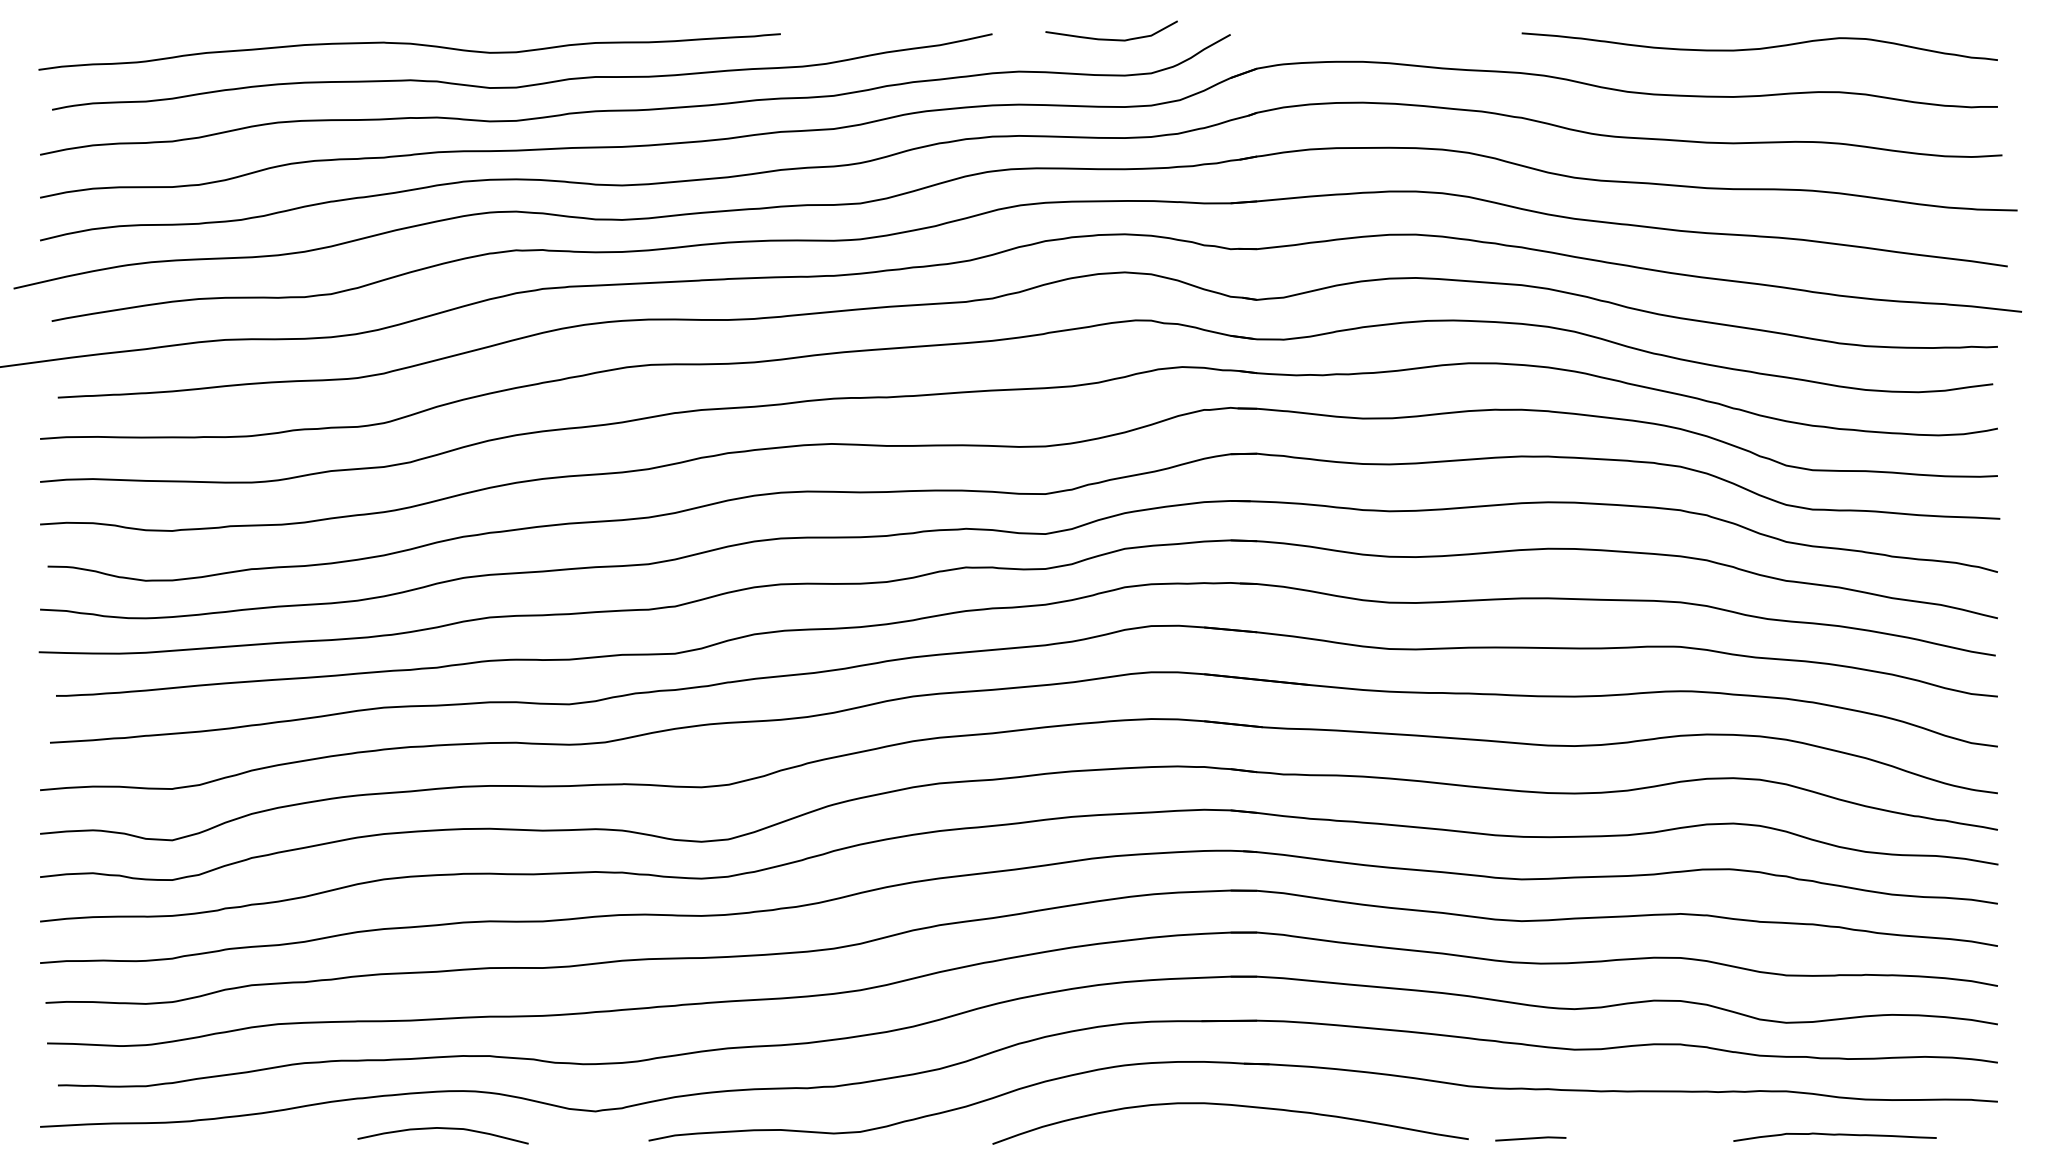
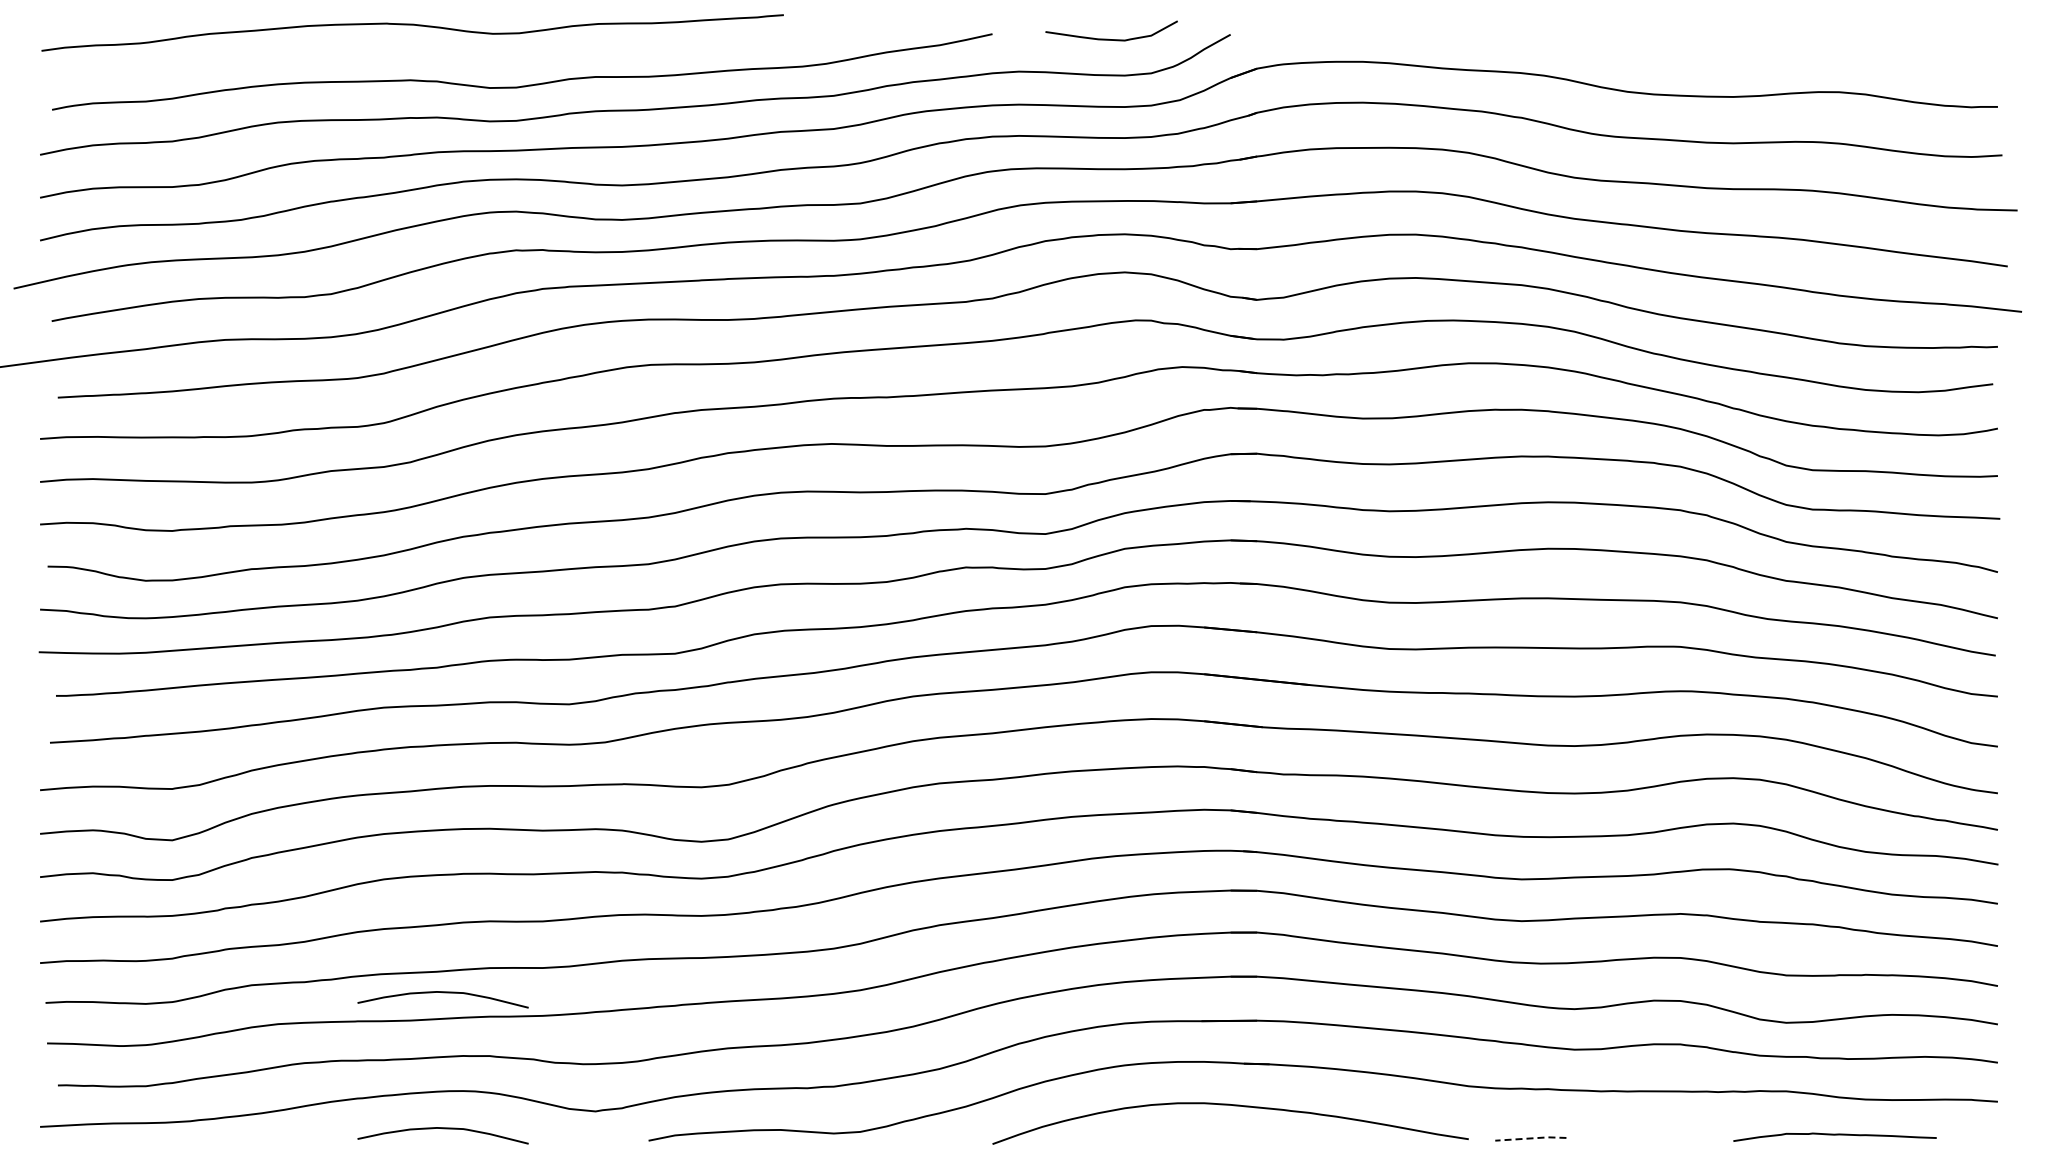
curve position: (409, 44) -> (412, 25) (412, 25)
curve: present -> none (1760, 47)
curve: none -> present (442, 993)
line: solid -> dashed (1531, 1138)
